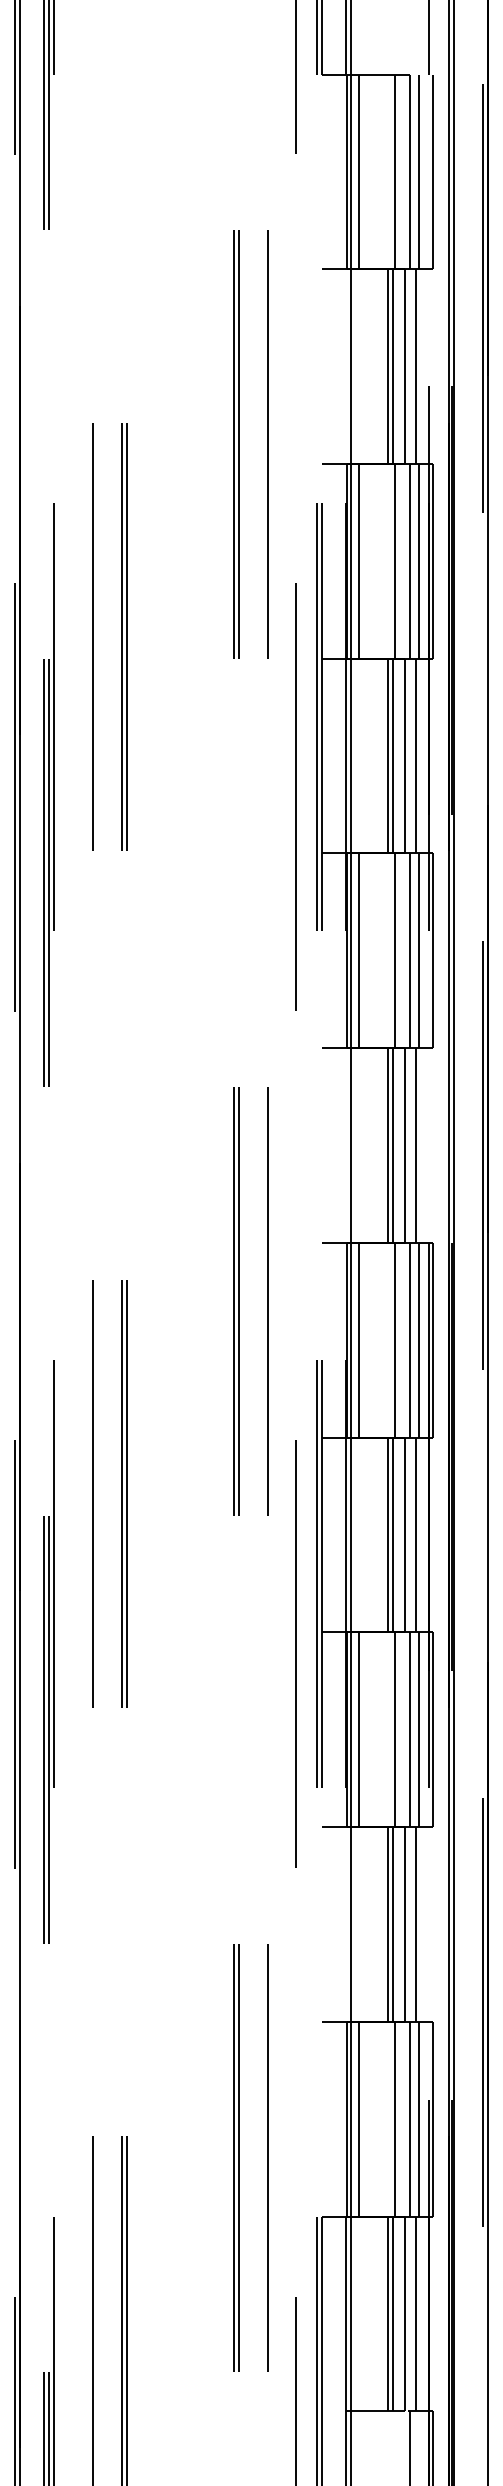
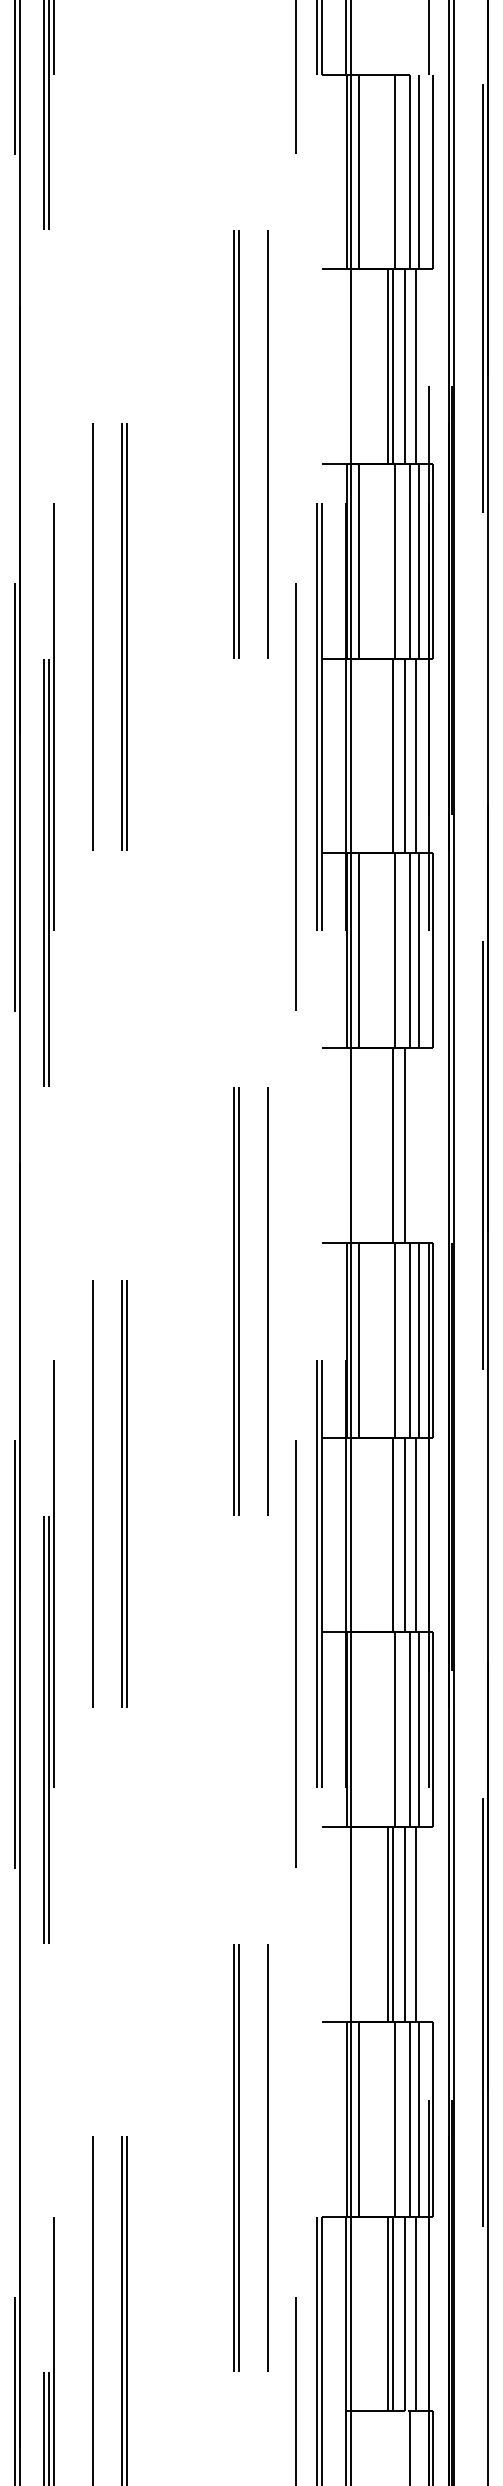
line: present -> none (387, 755)
line: present -> none (387, 1145)
line: present -> none (416, 1145)
line: present -> none (387, 1534)
line: present -> none (358, 1729)
